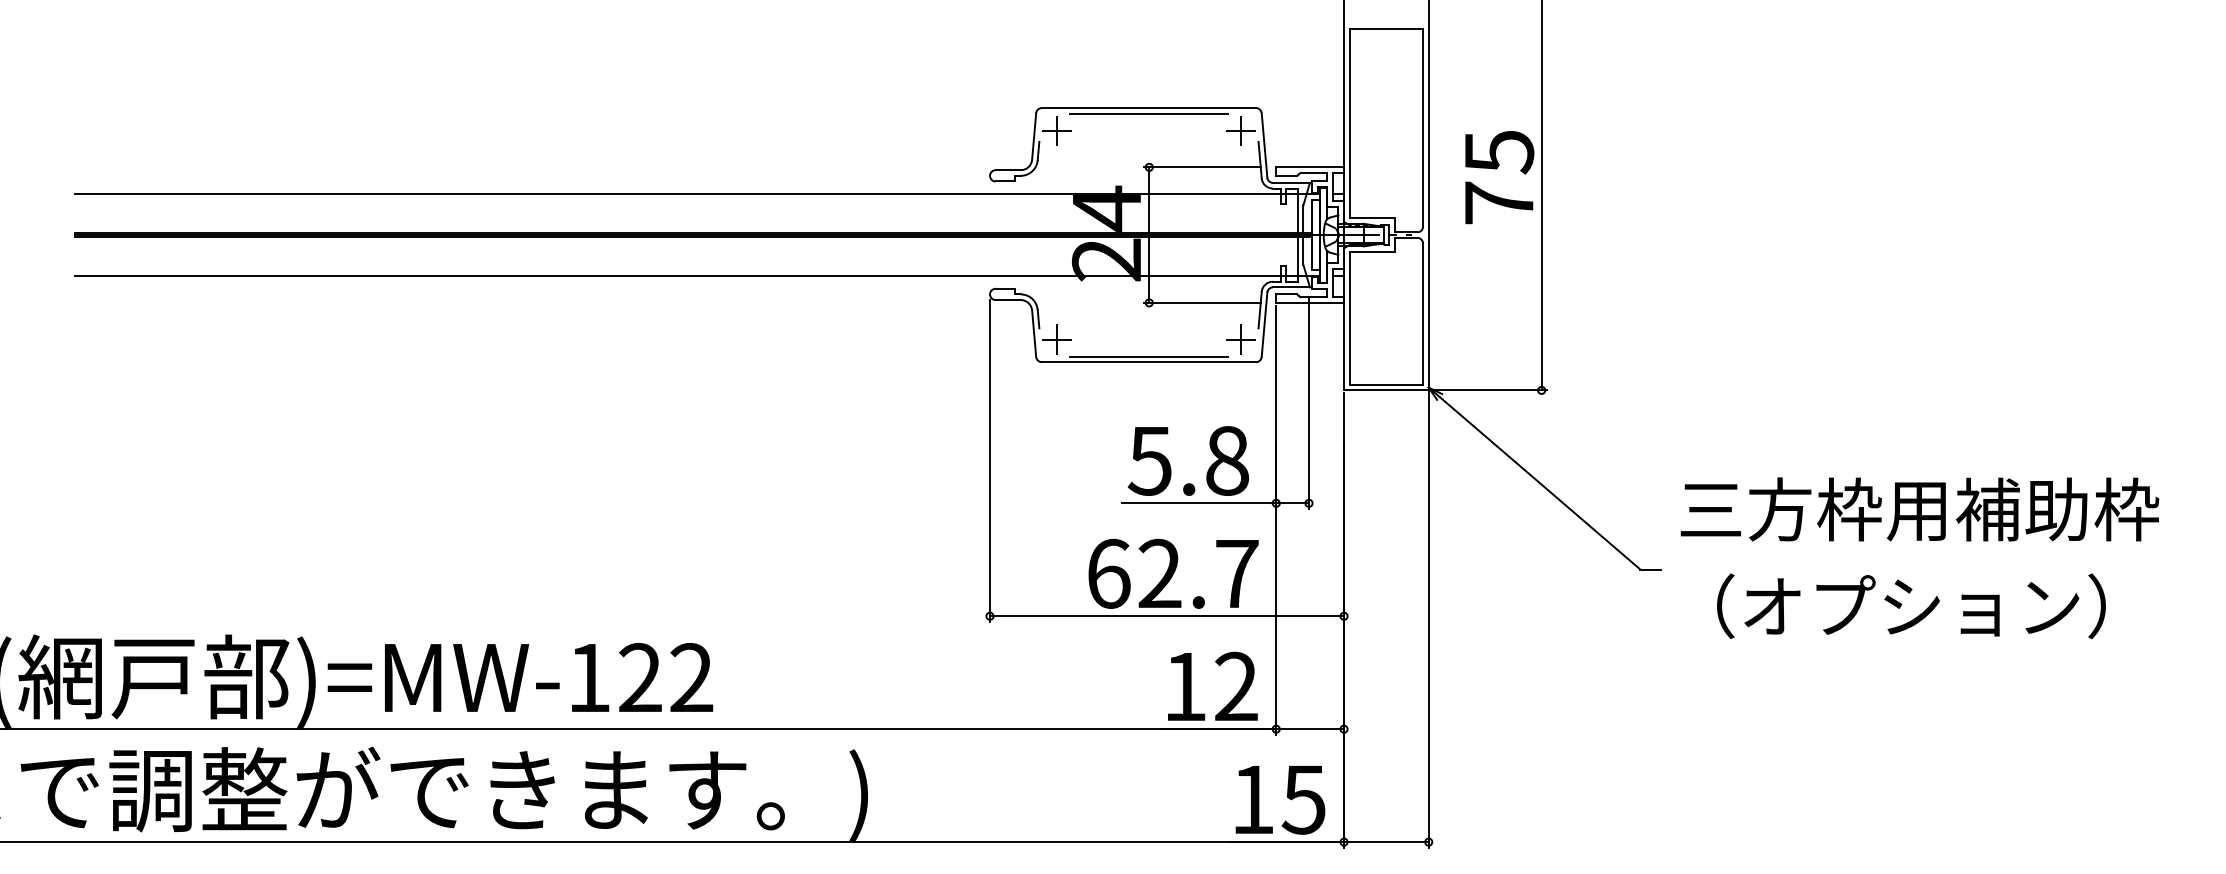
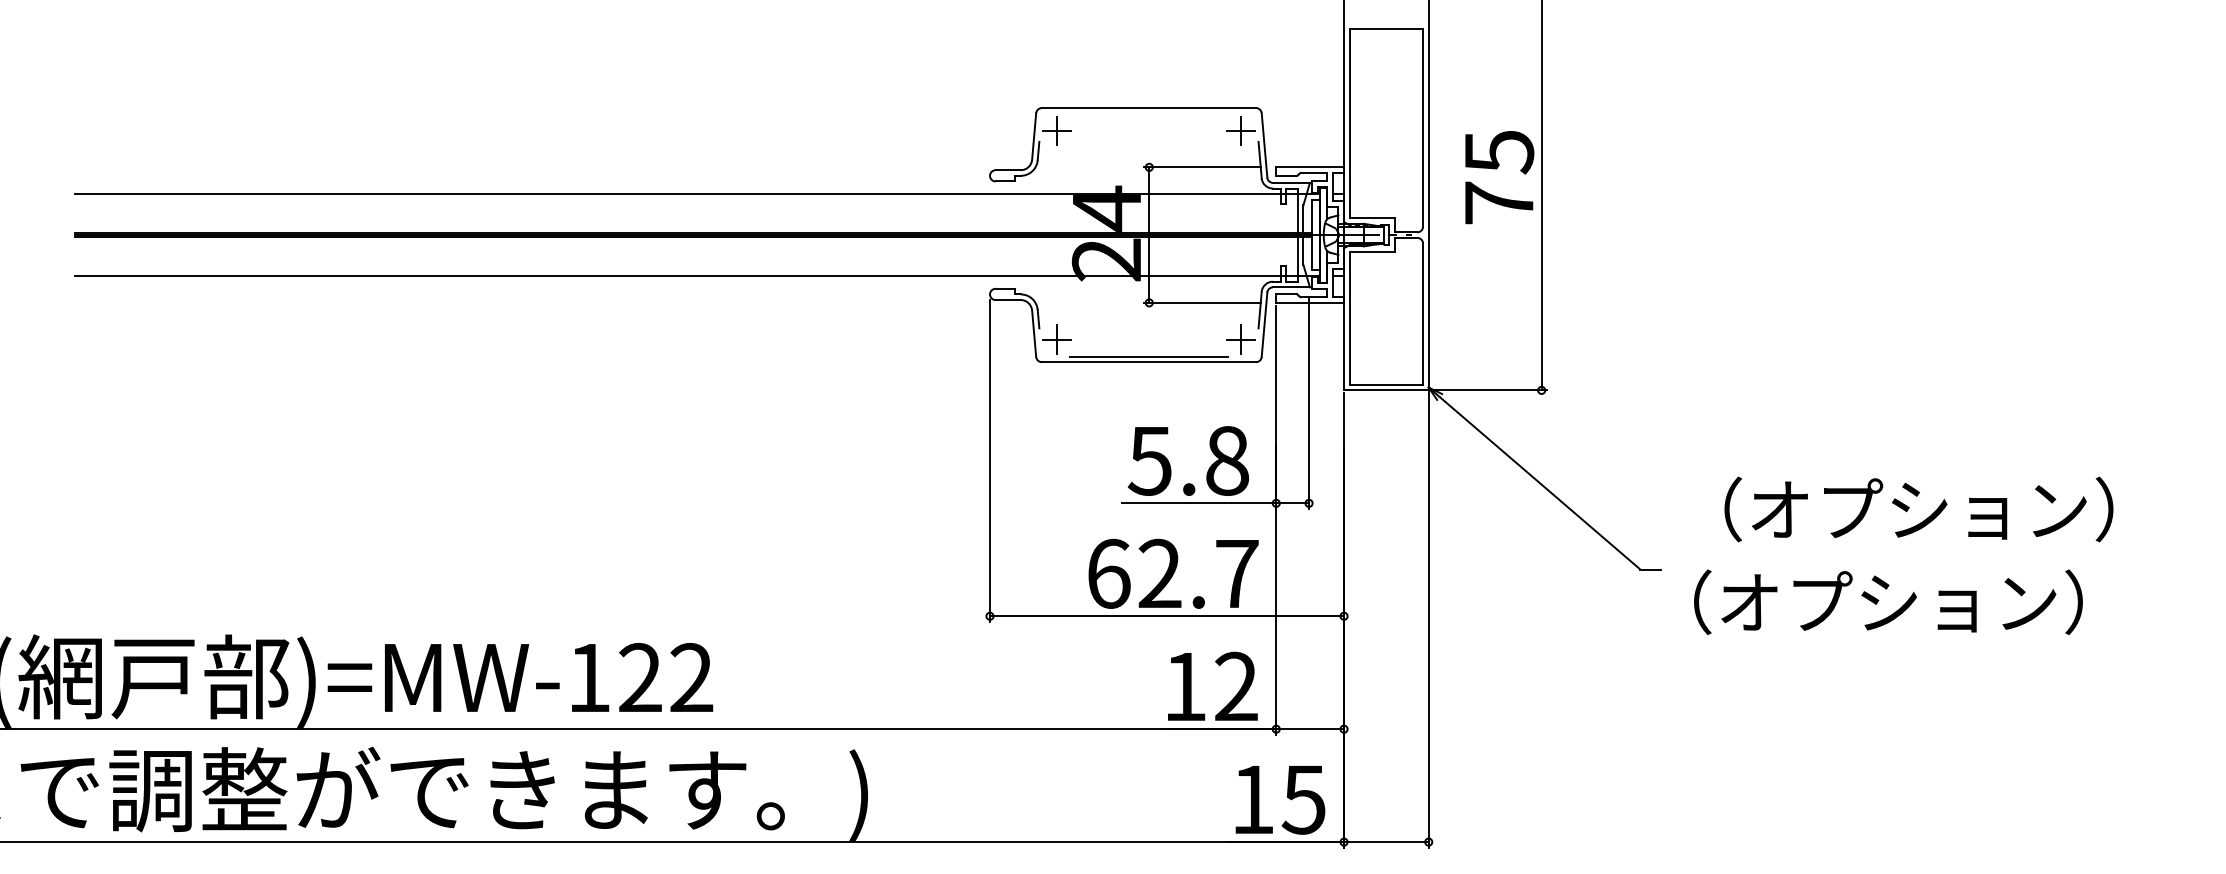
line: present -> none (1148, 113)
text: 三方枠用補助枠 -> （オプション） (1919, 509)
text position: (1911, 605) -> (1888, 601) (1888, 601)
